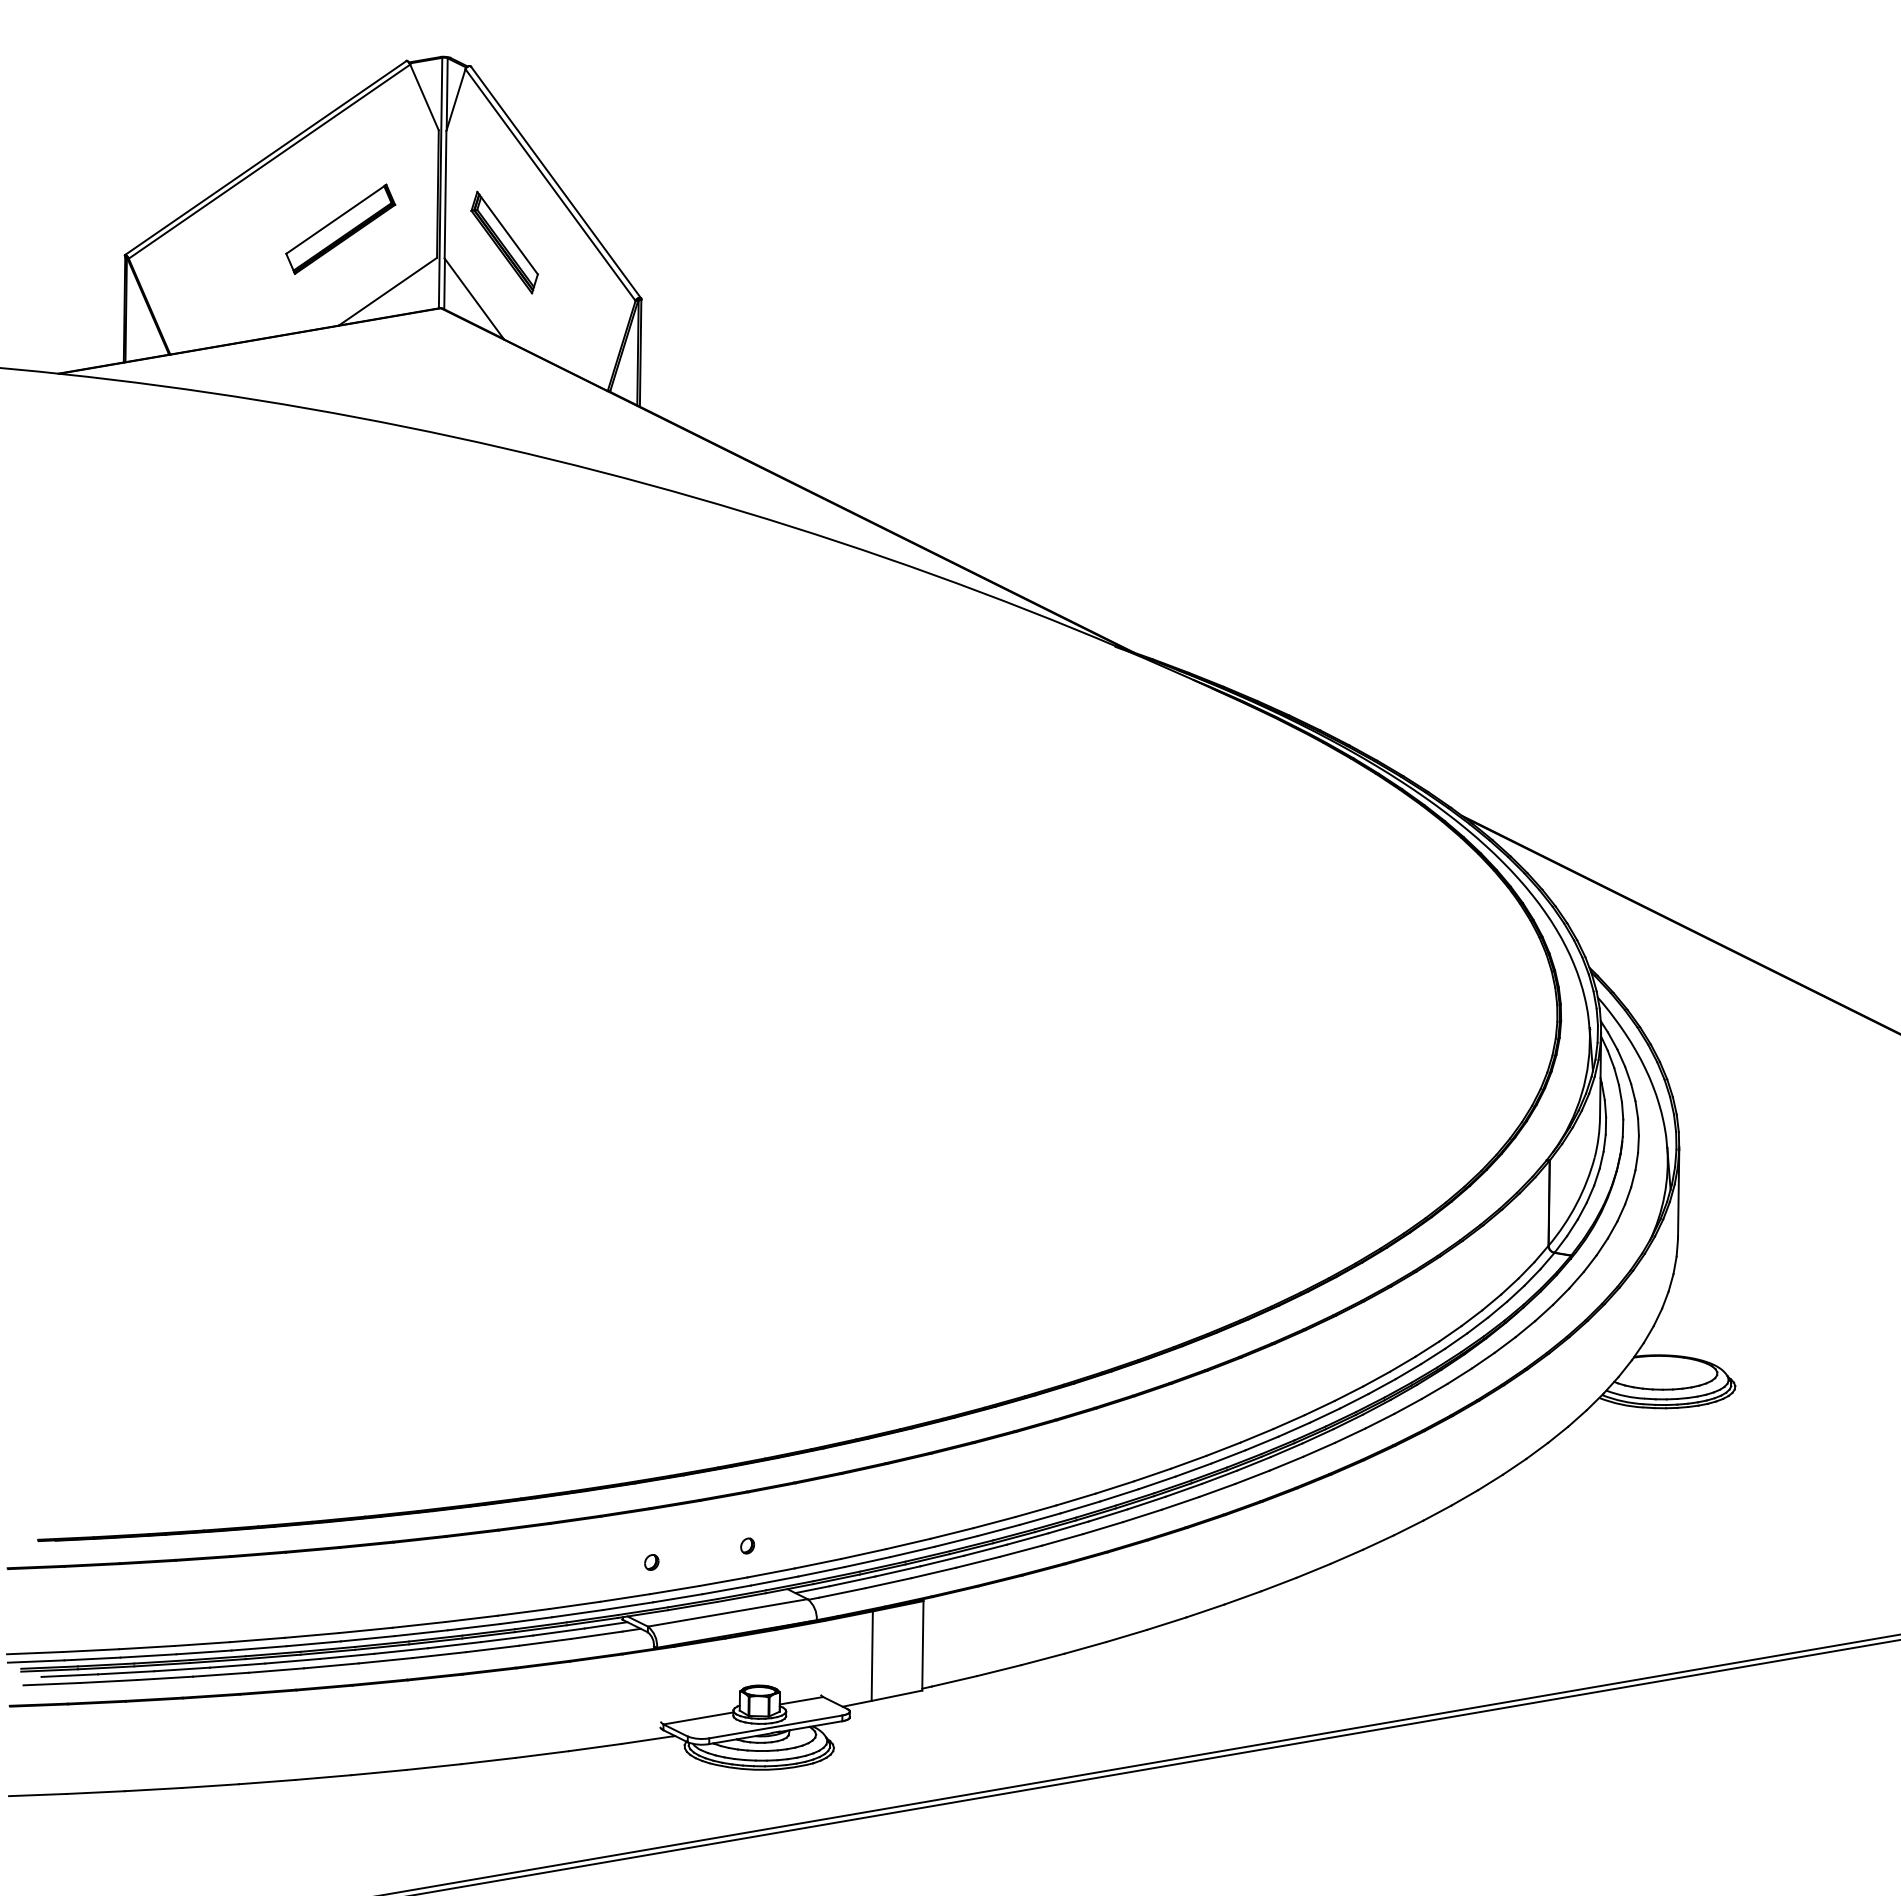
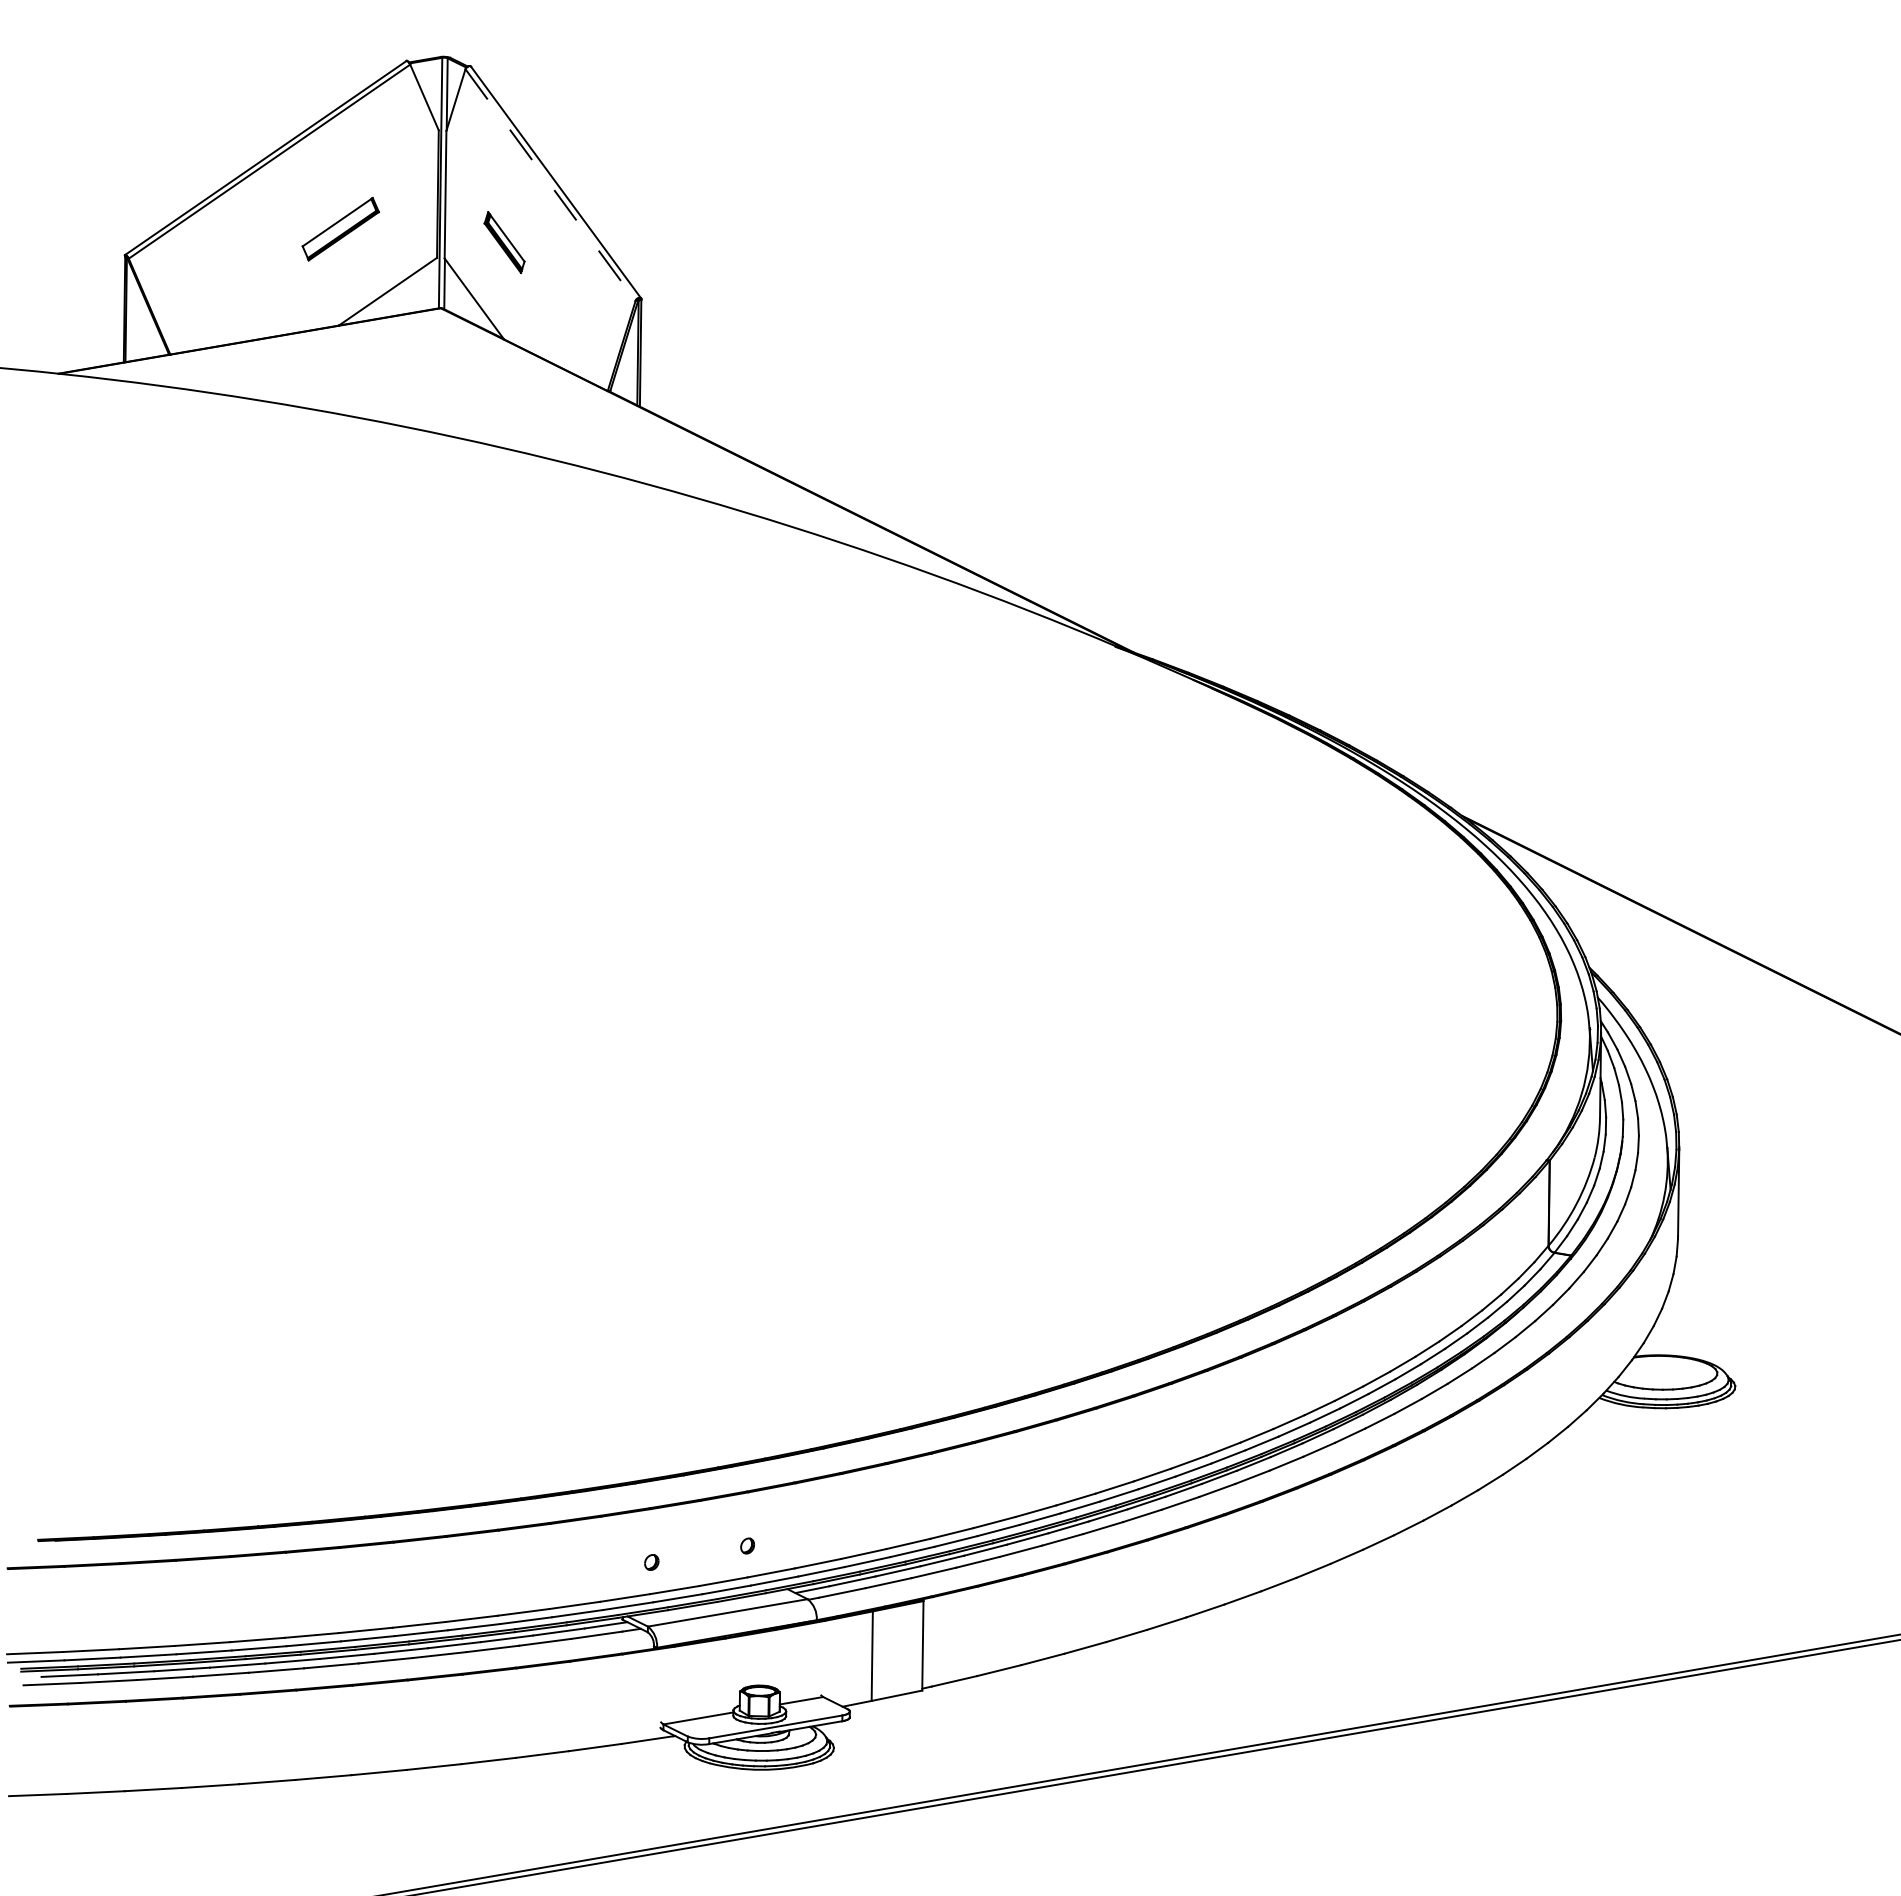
line: solid -> dashed (550, 185)
part size: 112x92 px -> 79x65 px (340, 229)
part size: 69x105 px -> 43x63 px (504, 242)
